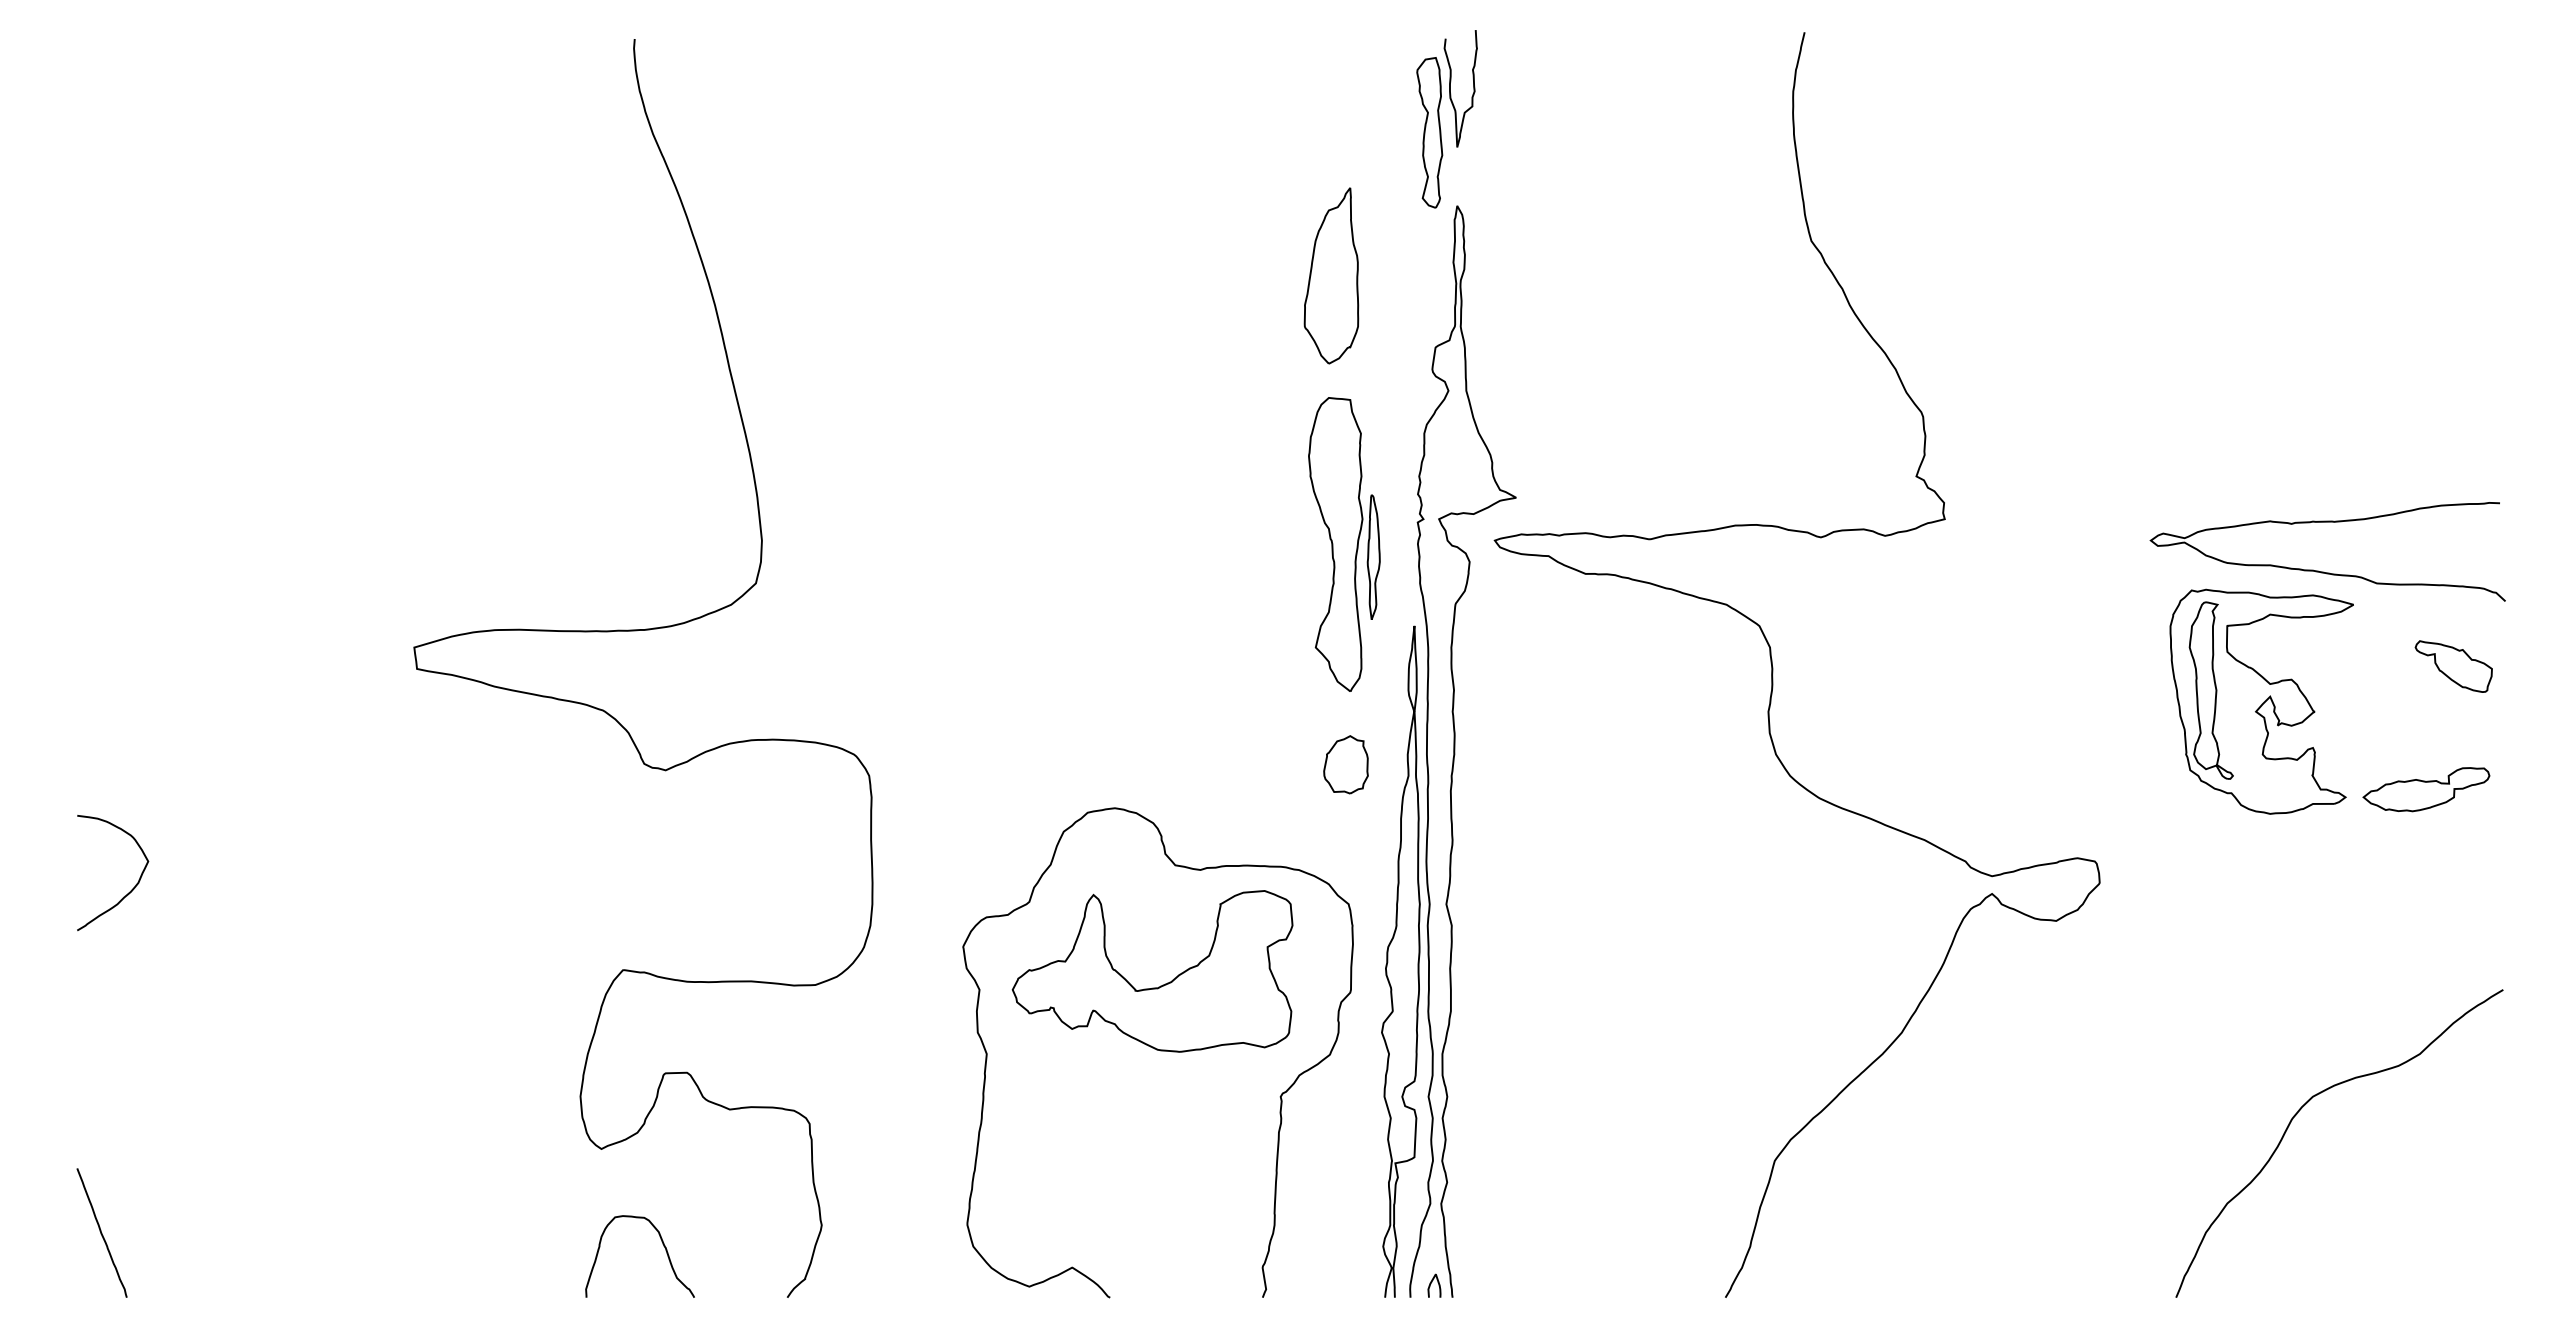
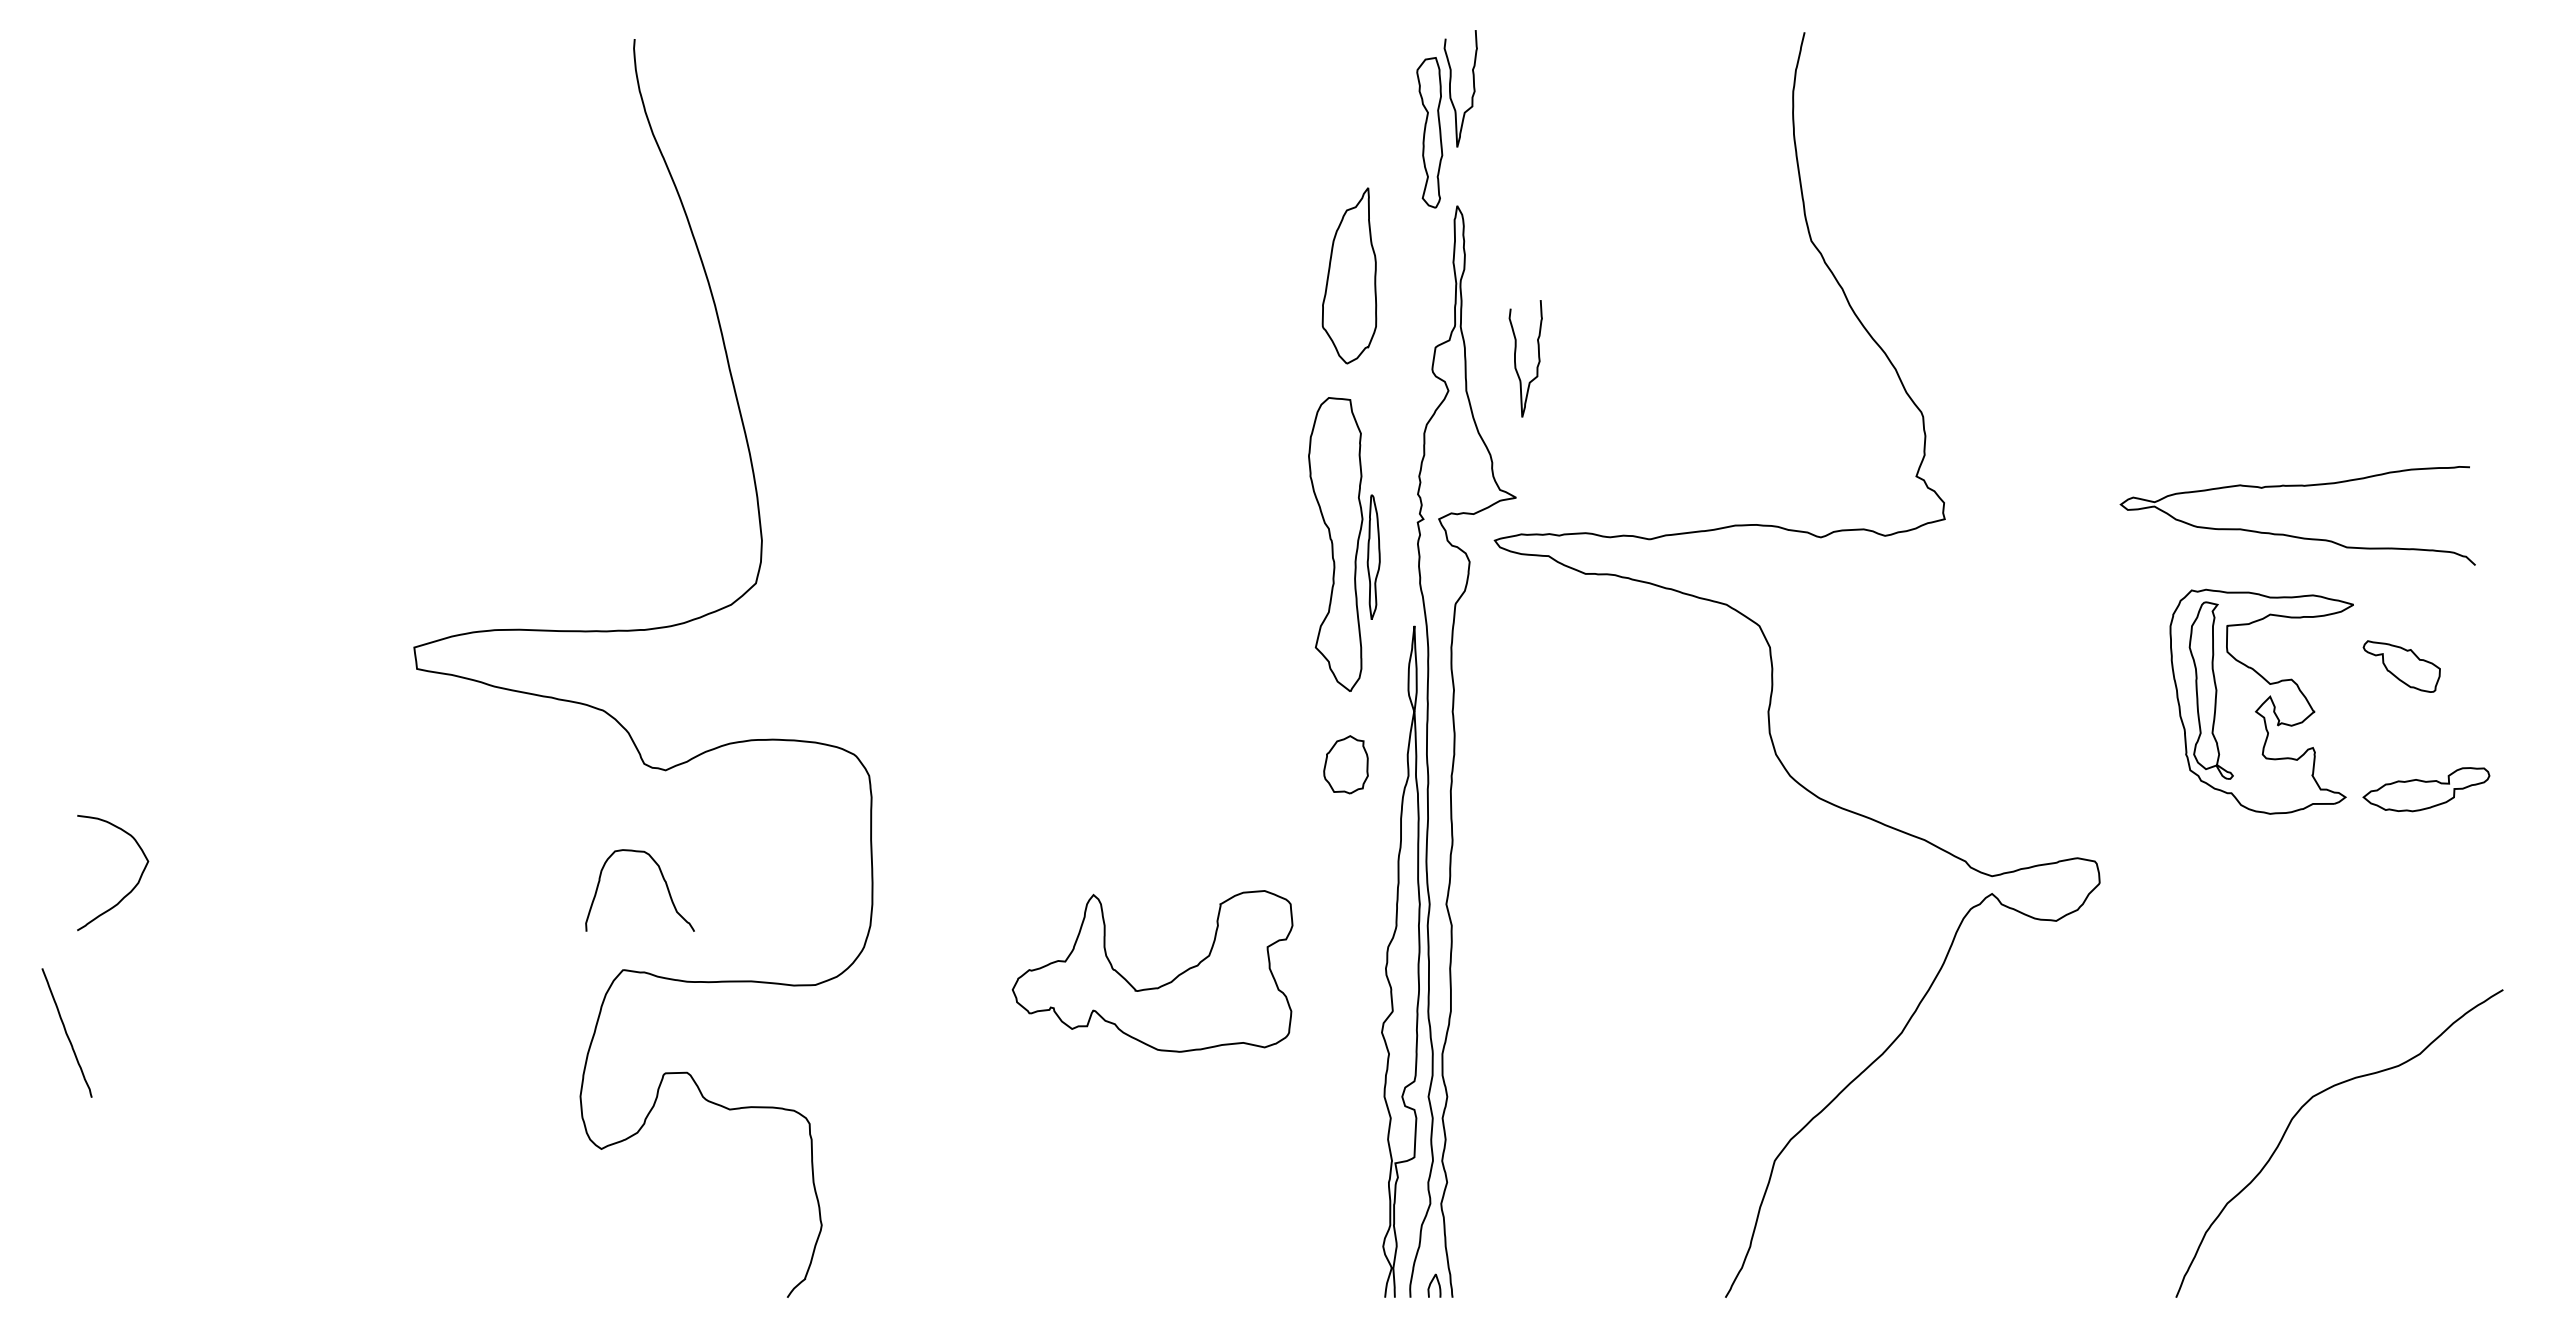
part position: (1331, 275) -> (1349, 275) (1349, 275)
curve: none -> present (1515, 358)
curve position: (2323, 571) -> (2293, 535) (2293, 535)
part position: (2453, 666) -> (2401, 666) (2401, 666)
curve: present -> none (1279, 1096)
curve position: (101, 1232) -> (66, 1032) (66, 1032)
curve position: (662, 1244) -> (662, 878) (662, 878)
